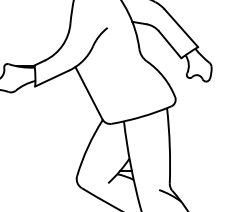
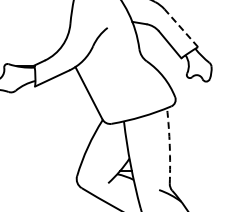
line: solid -> dashed (181, 27)
arc: solid -> dashed (169, 145)
